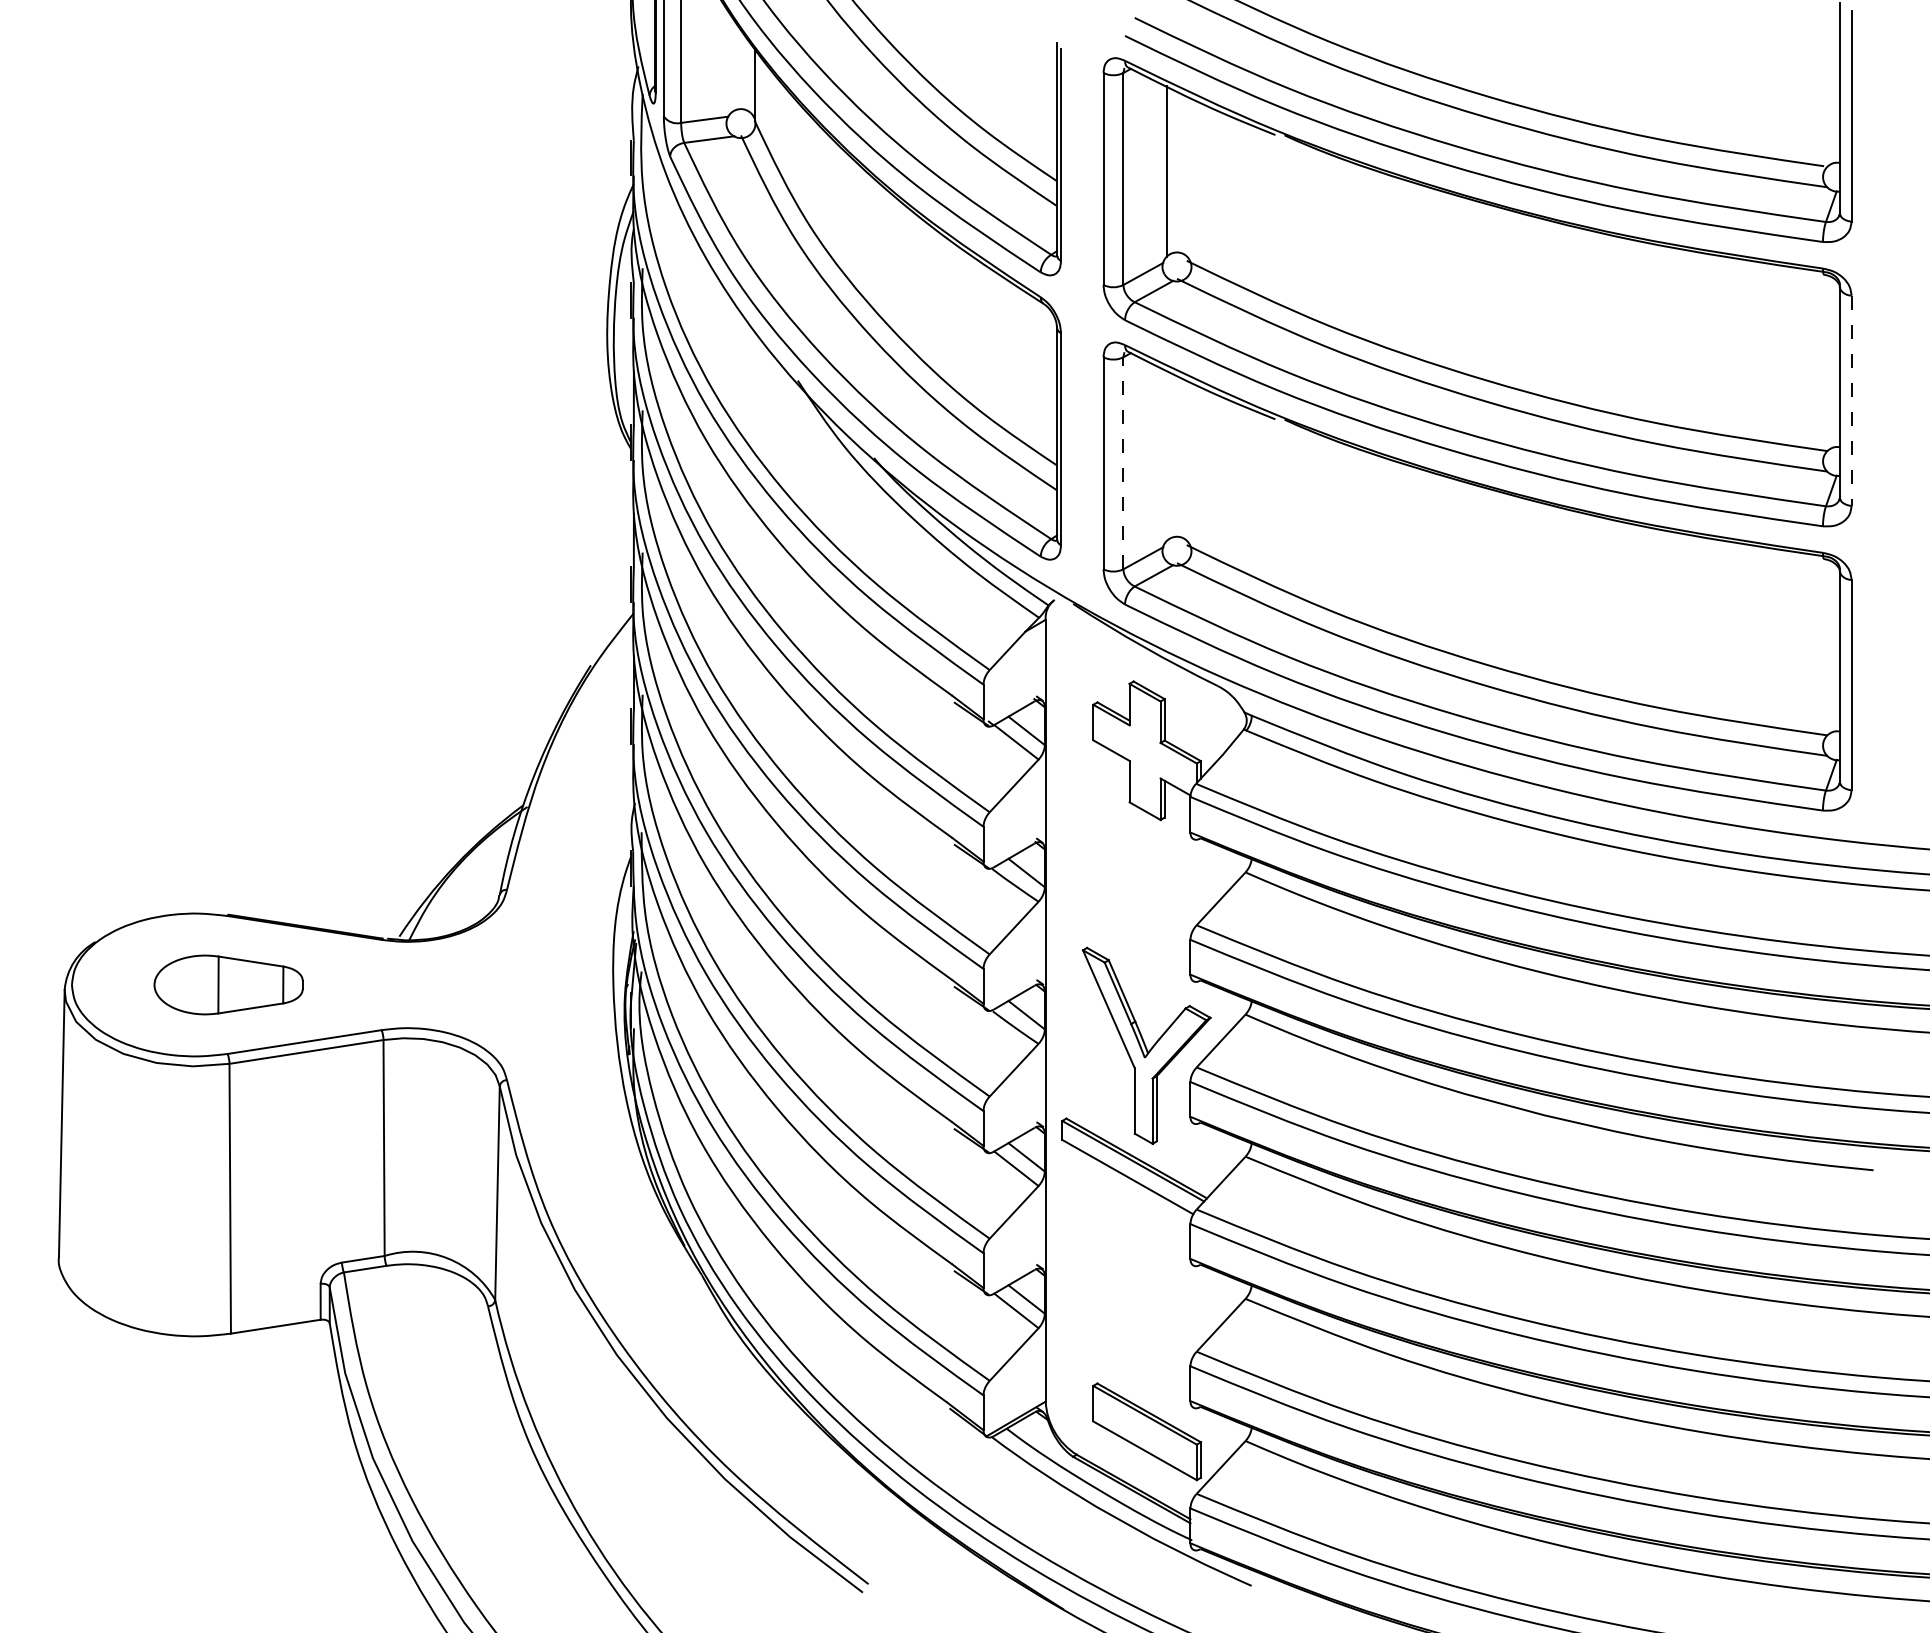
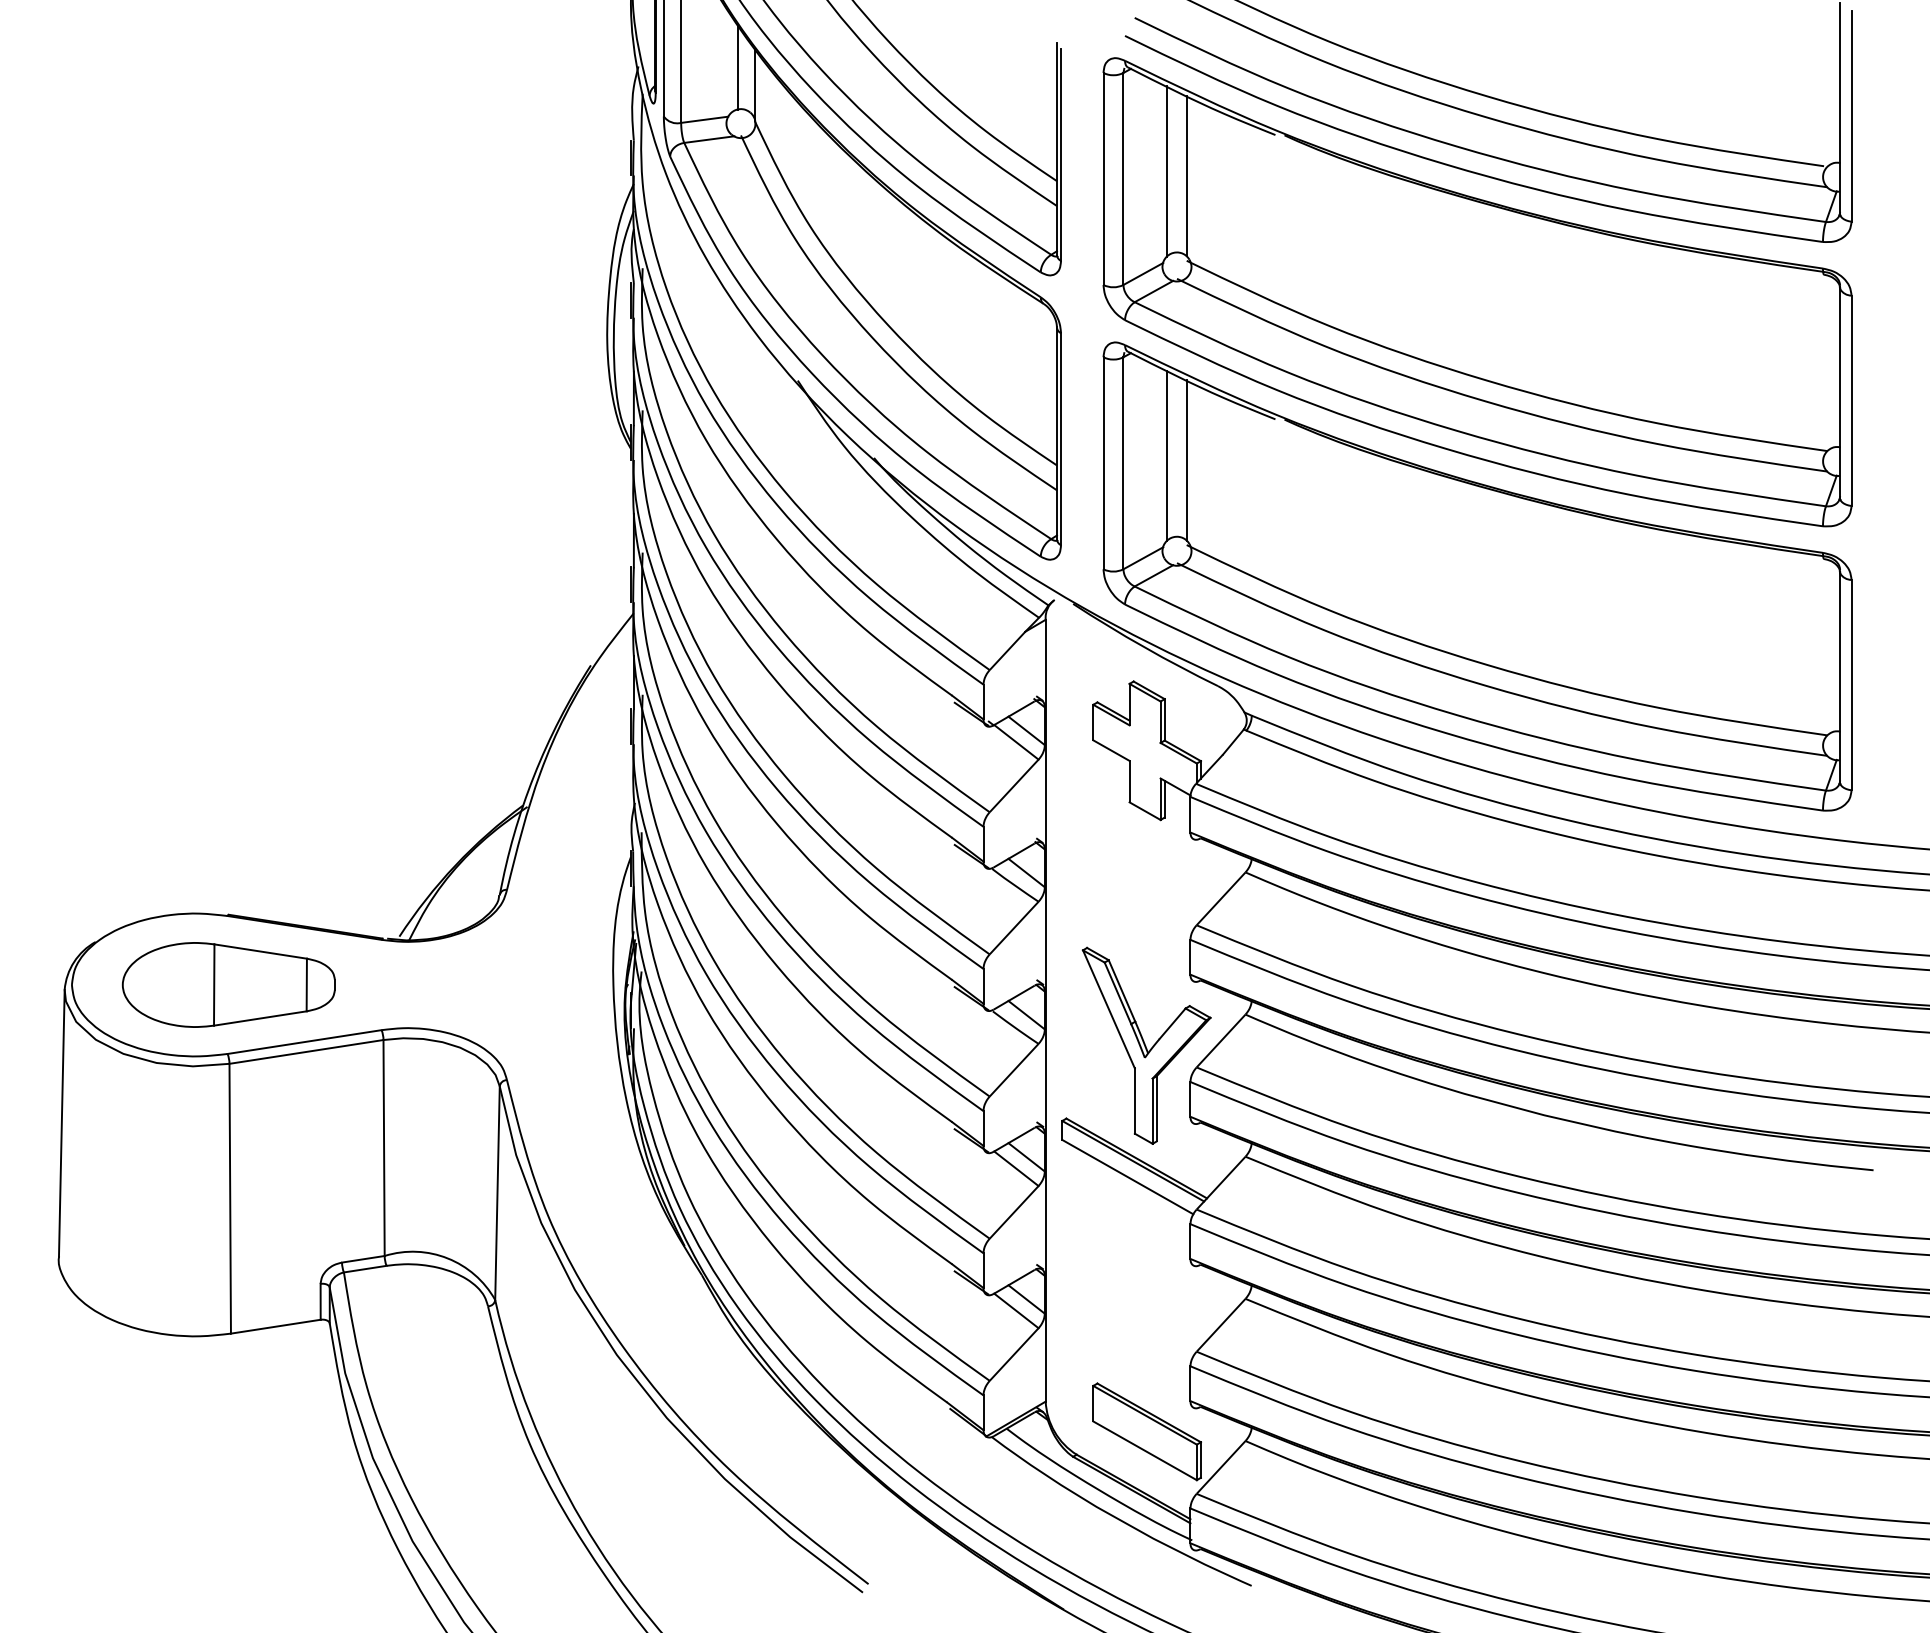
line: none -> present (737, 67)
line: none -> present (1186, 175)
line: dashed -> solid (1851, 401)
line: none -> present (1167, 455)
line: none -> present (1186, 460)
line: dashed -> solid (1123, 462)
part size: 151x62 px -> 215x86 px (228, 984)
